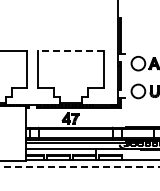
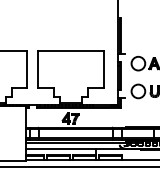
line: dashed -> solid (70, 50)
line: dashed -> solid (80, 166)
